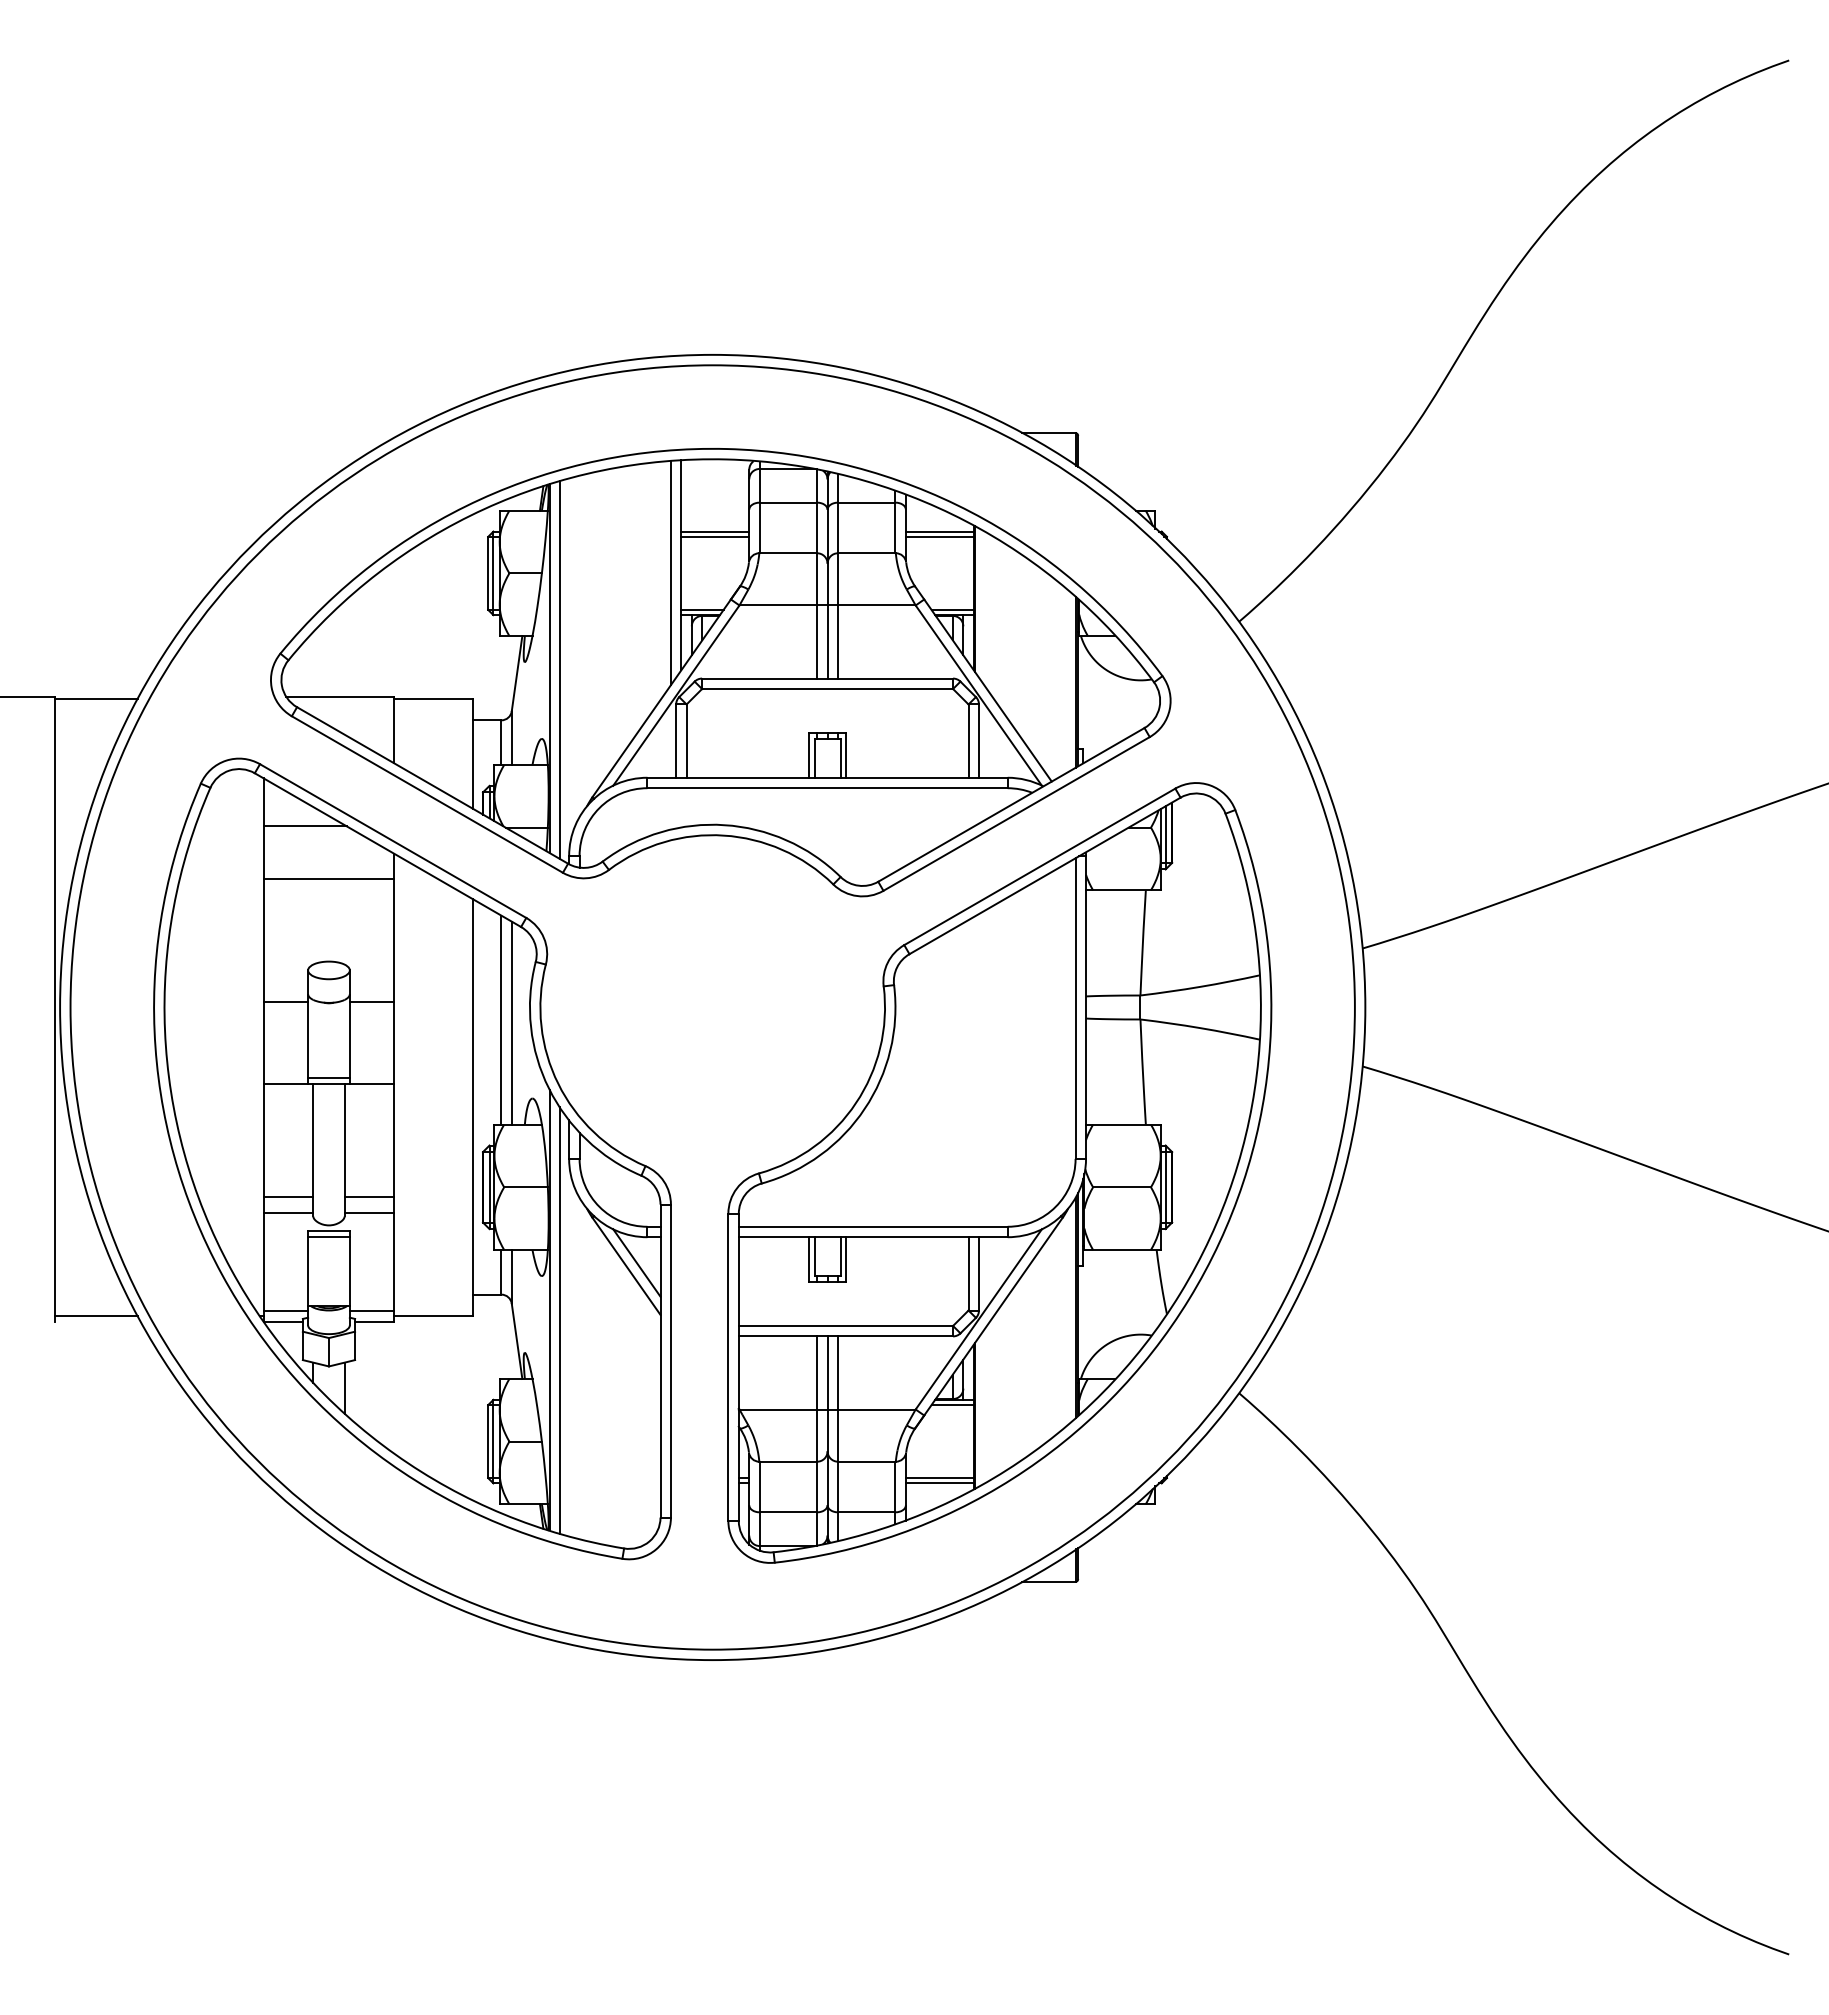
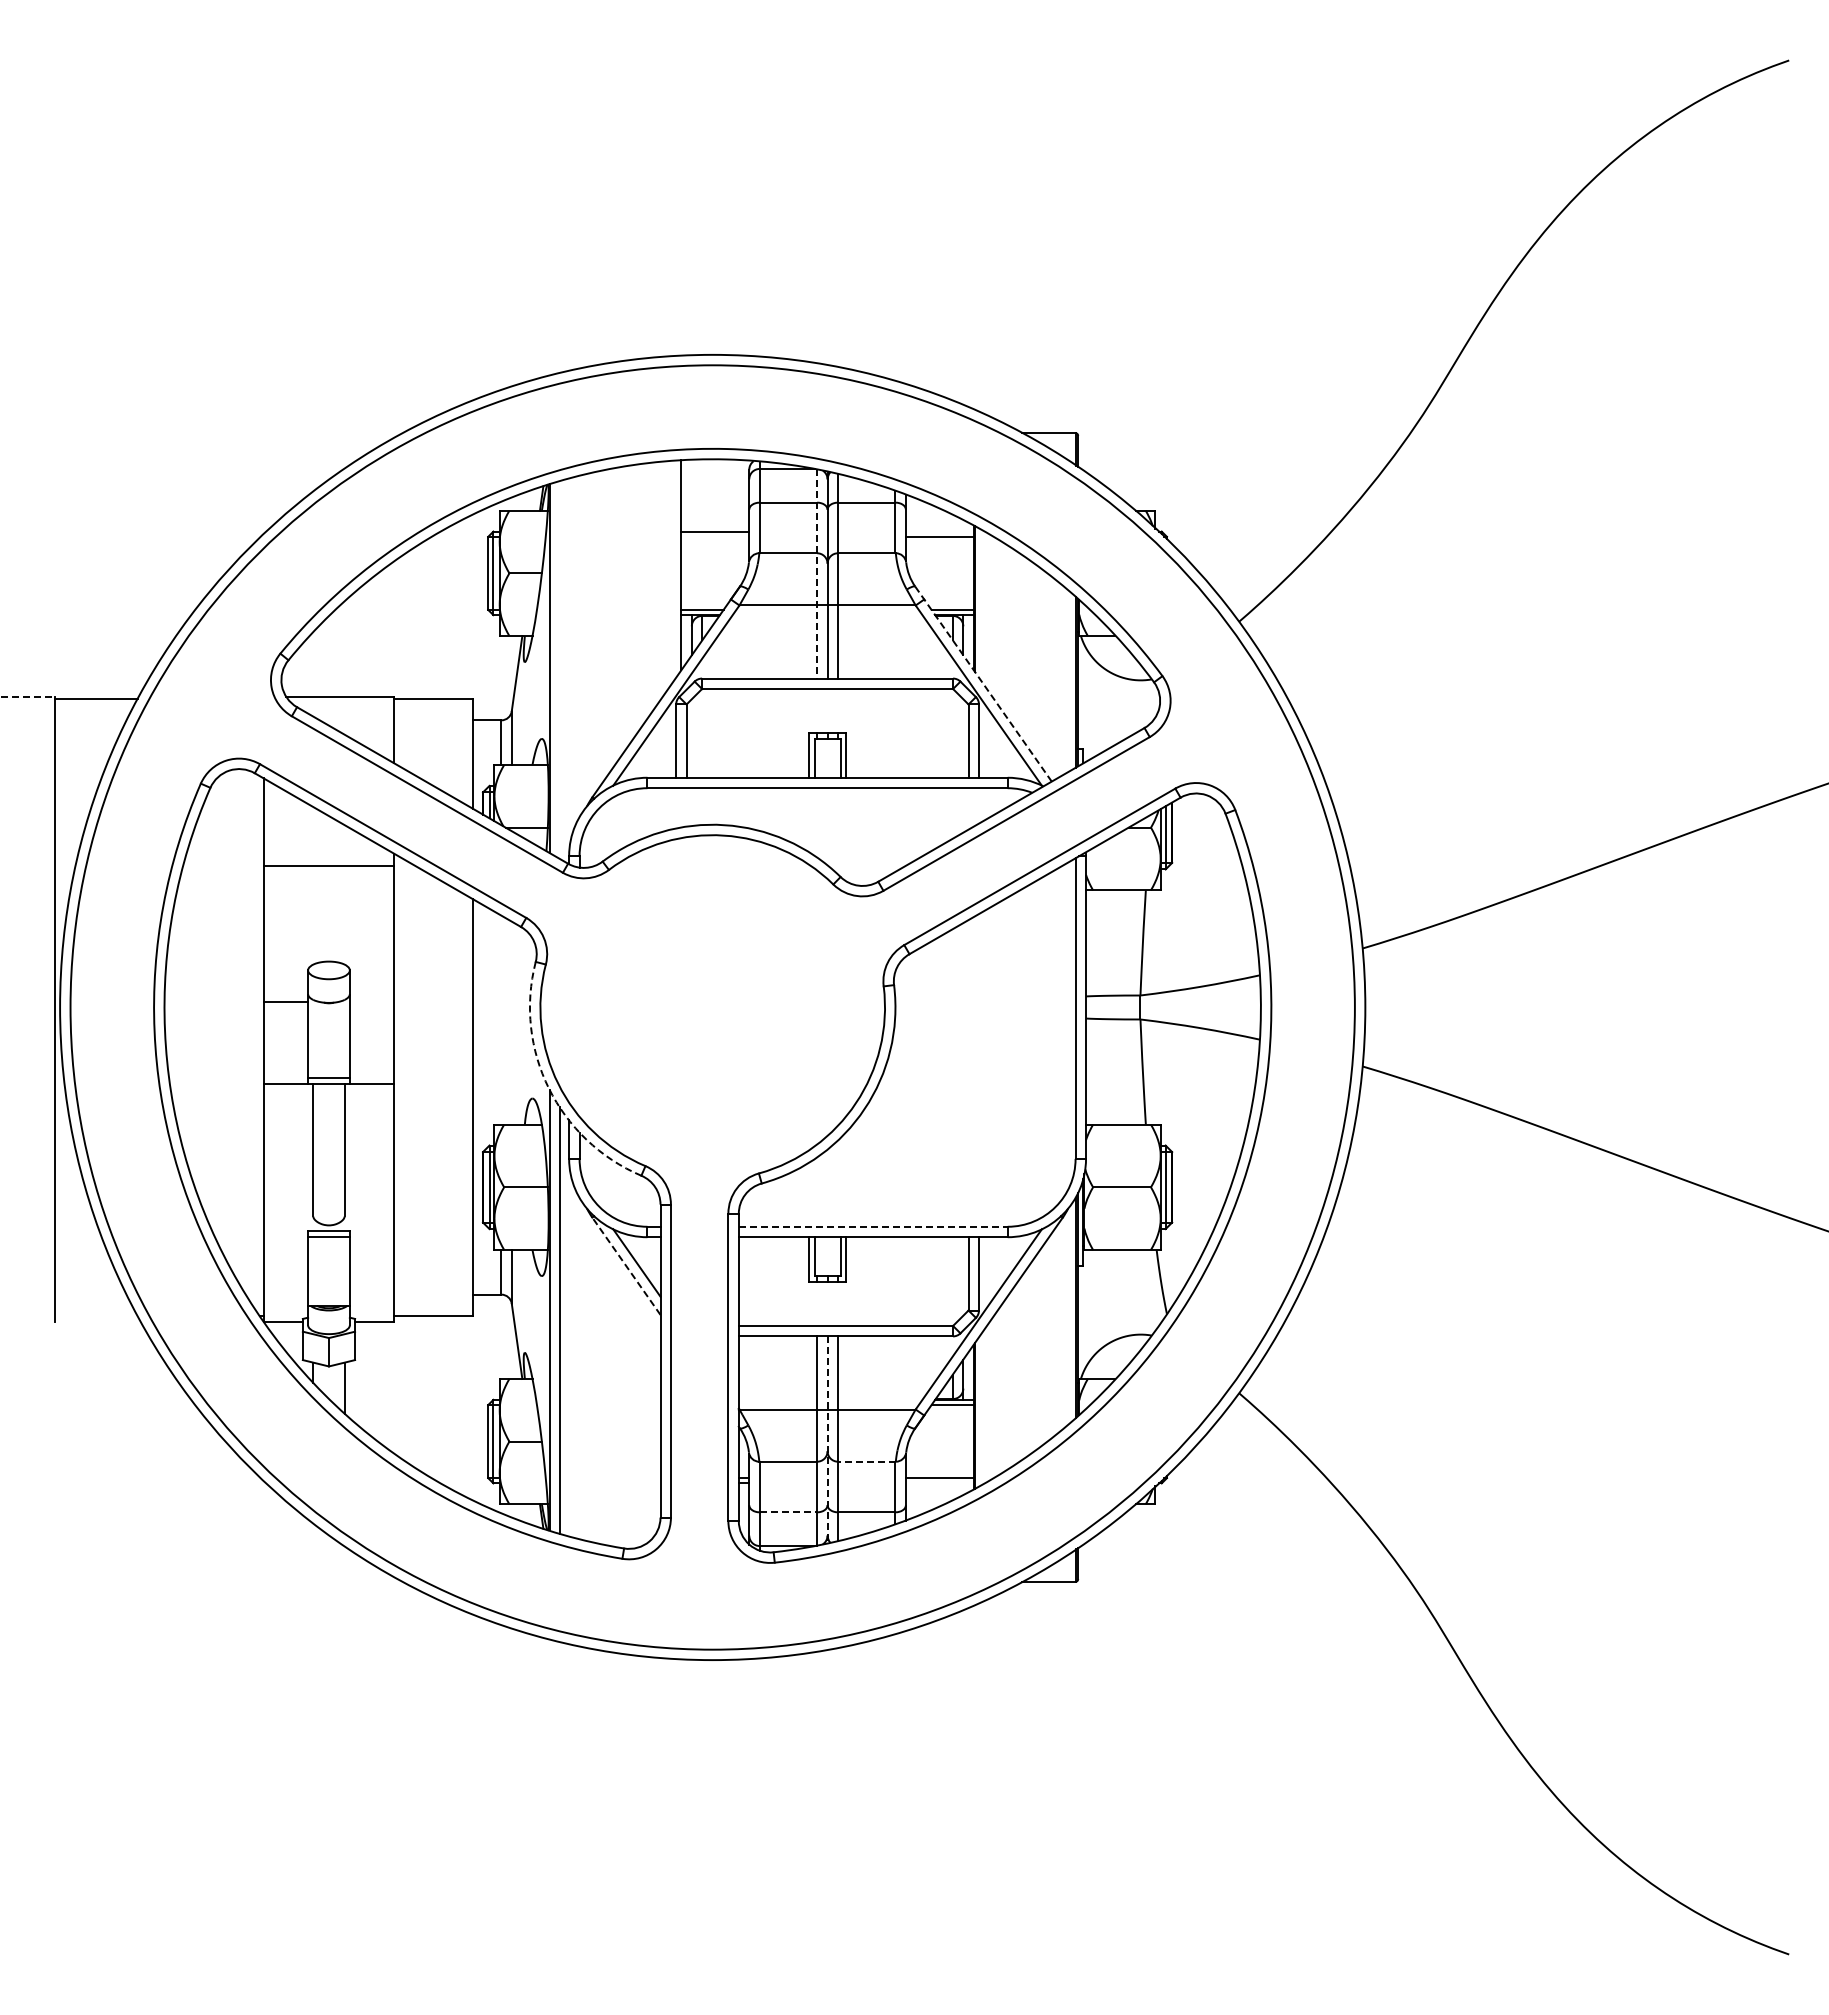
line: present -> none (939, 531)
line: present -> none (715, 536)
line: present -> none (670, 573)
line: solid -> dashed (817, 573)
line: present -> none (559, 670)
line: solid -> dashed (983, 684)
line: solid -> dashed (27, 696)
line: present -> none (304, 826)
line position: (328, 879) -> (328, 866) (328, 866)
line: present -> none (371, 1002)
line: present -> none (501, 1019)
line: present -> none (511, 1022)
arc: solid -> dashed (548, 1088)
line: present -> none (288, 1196)
line: present -> none (369, 1196)
line: present -> none (288, 1213)
line: present -> none (369, 1213)
line: solid -> dashed (873, 1226)
line: solid -> dashed (626, 1265)
line: present -> none (285, 1311)
line: present -> none (371, 1311)
line: present -> none (95, 1315)
line: solid -> dashed (827, 1440)
line: solid -> dashed (866, 1461)
line: present -> none (939, 1483)
line: solid -> dashed (788, 1512)
